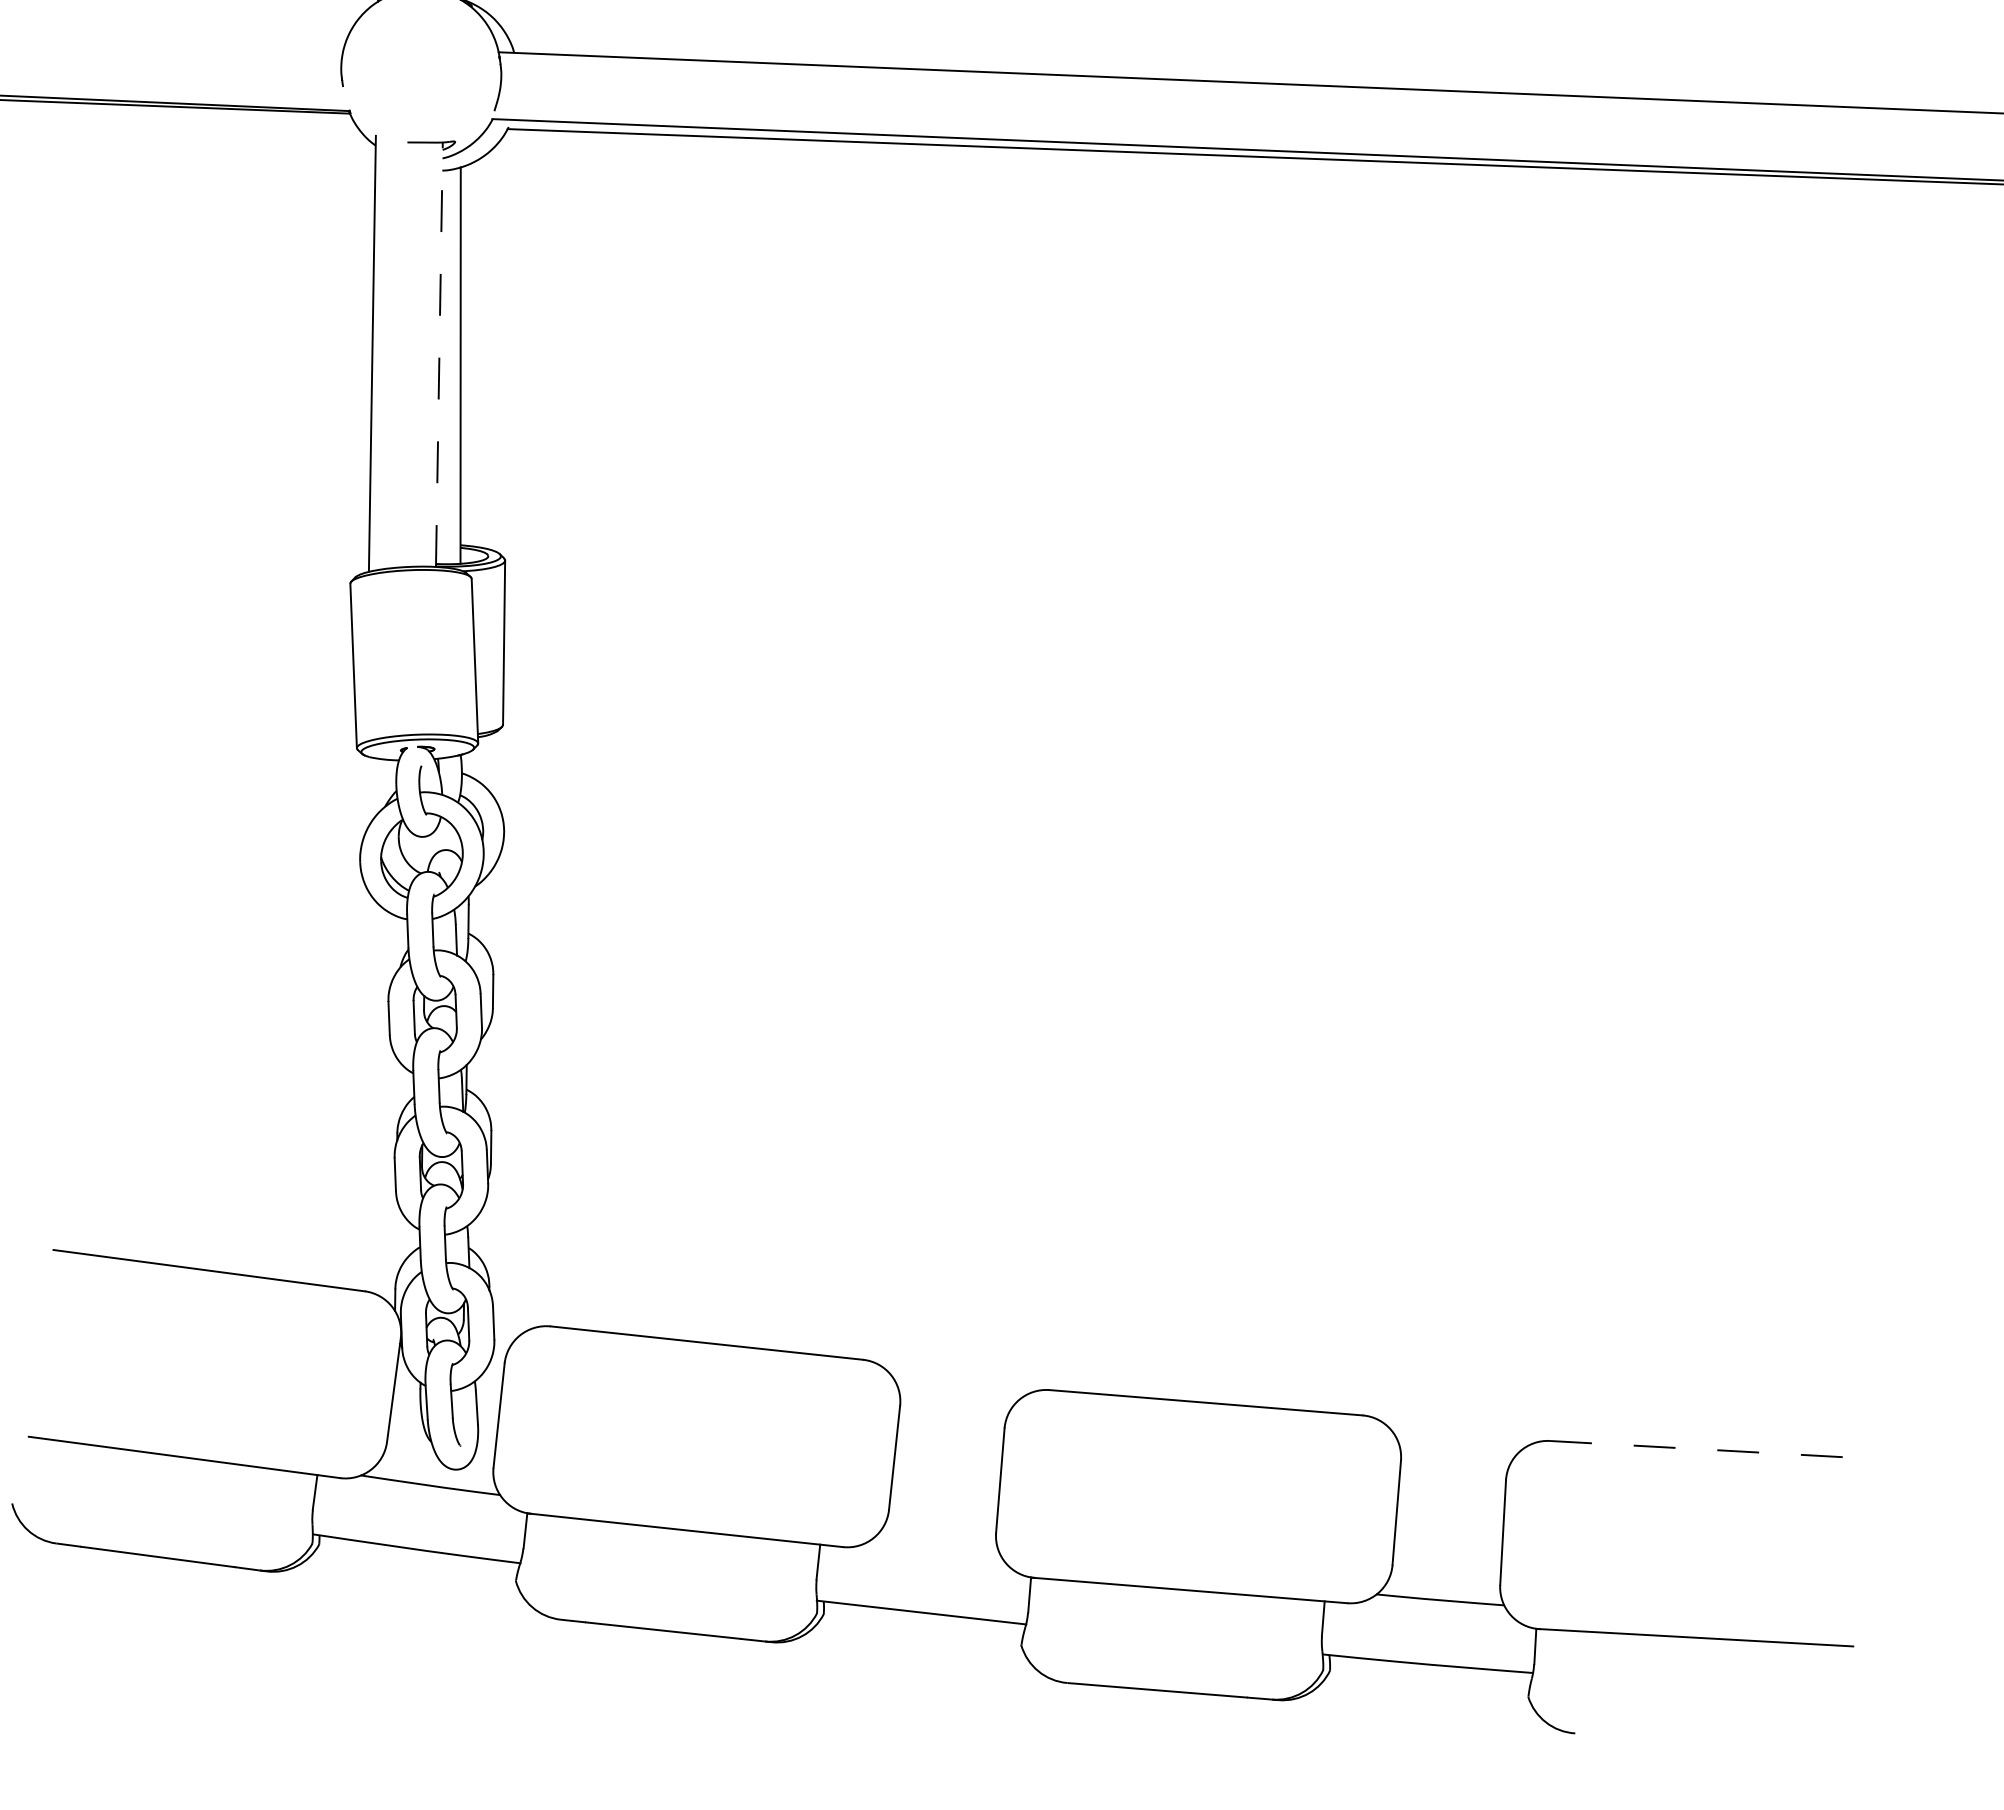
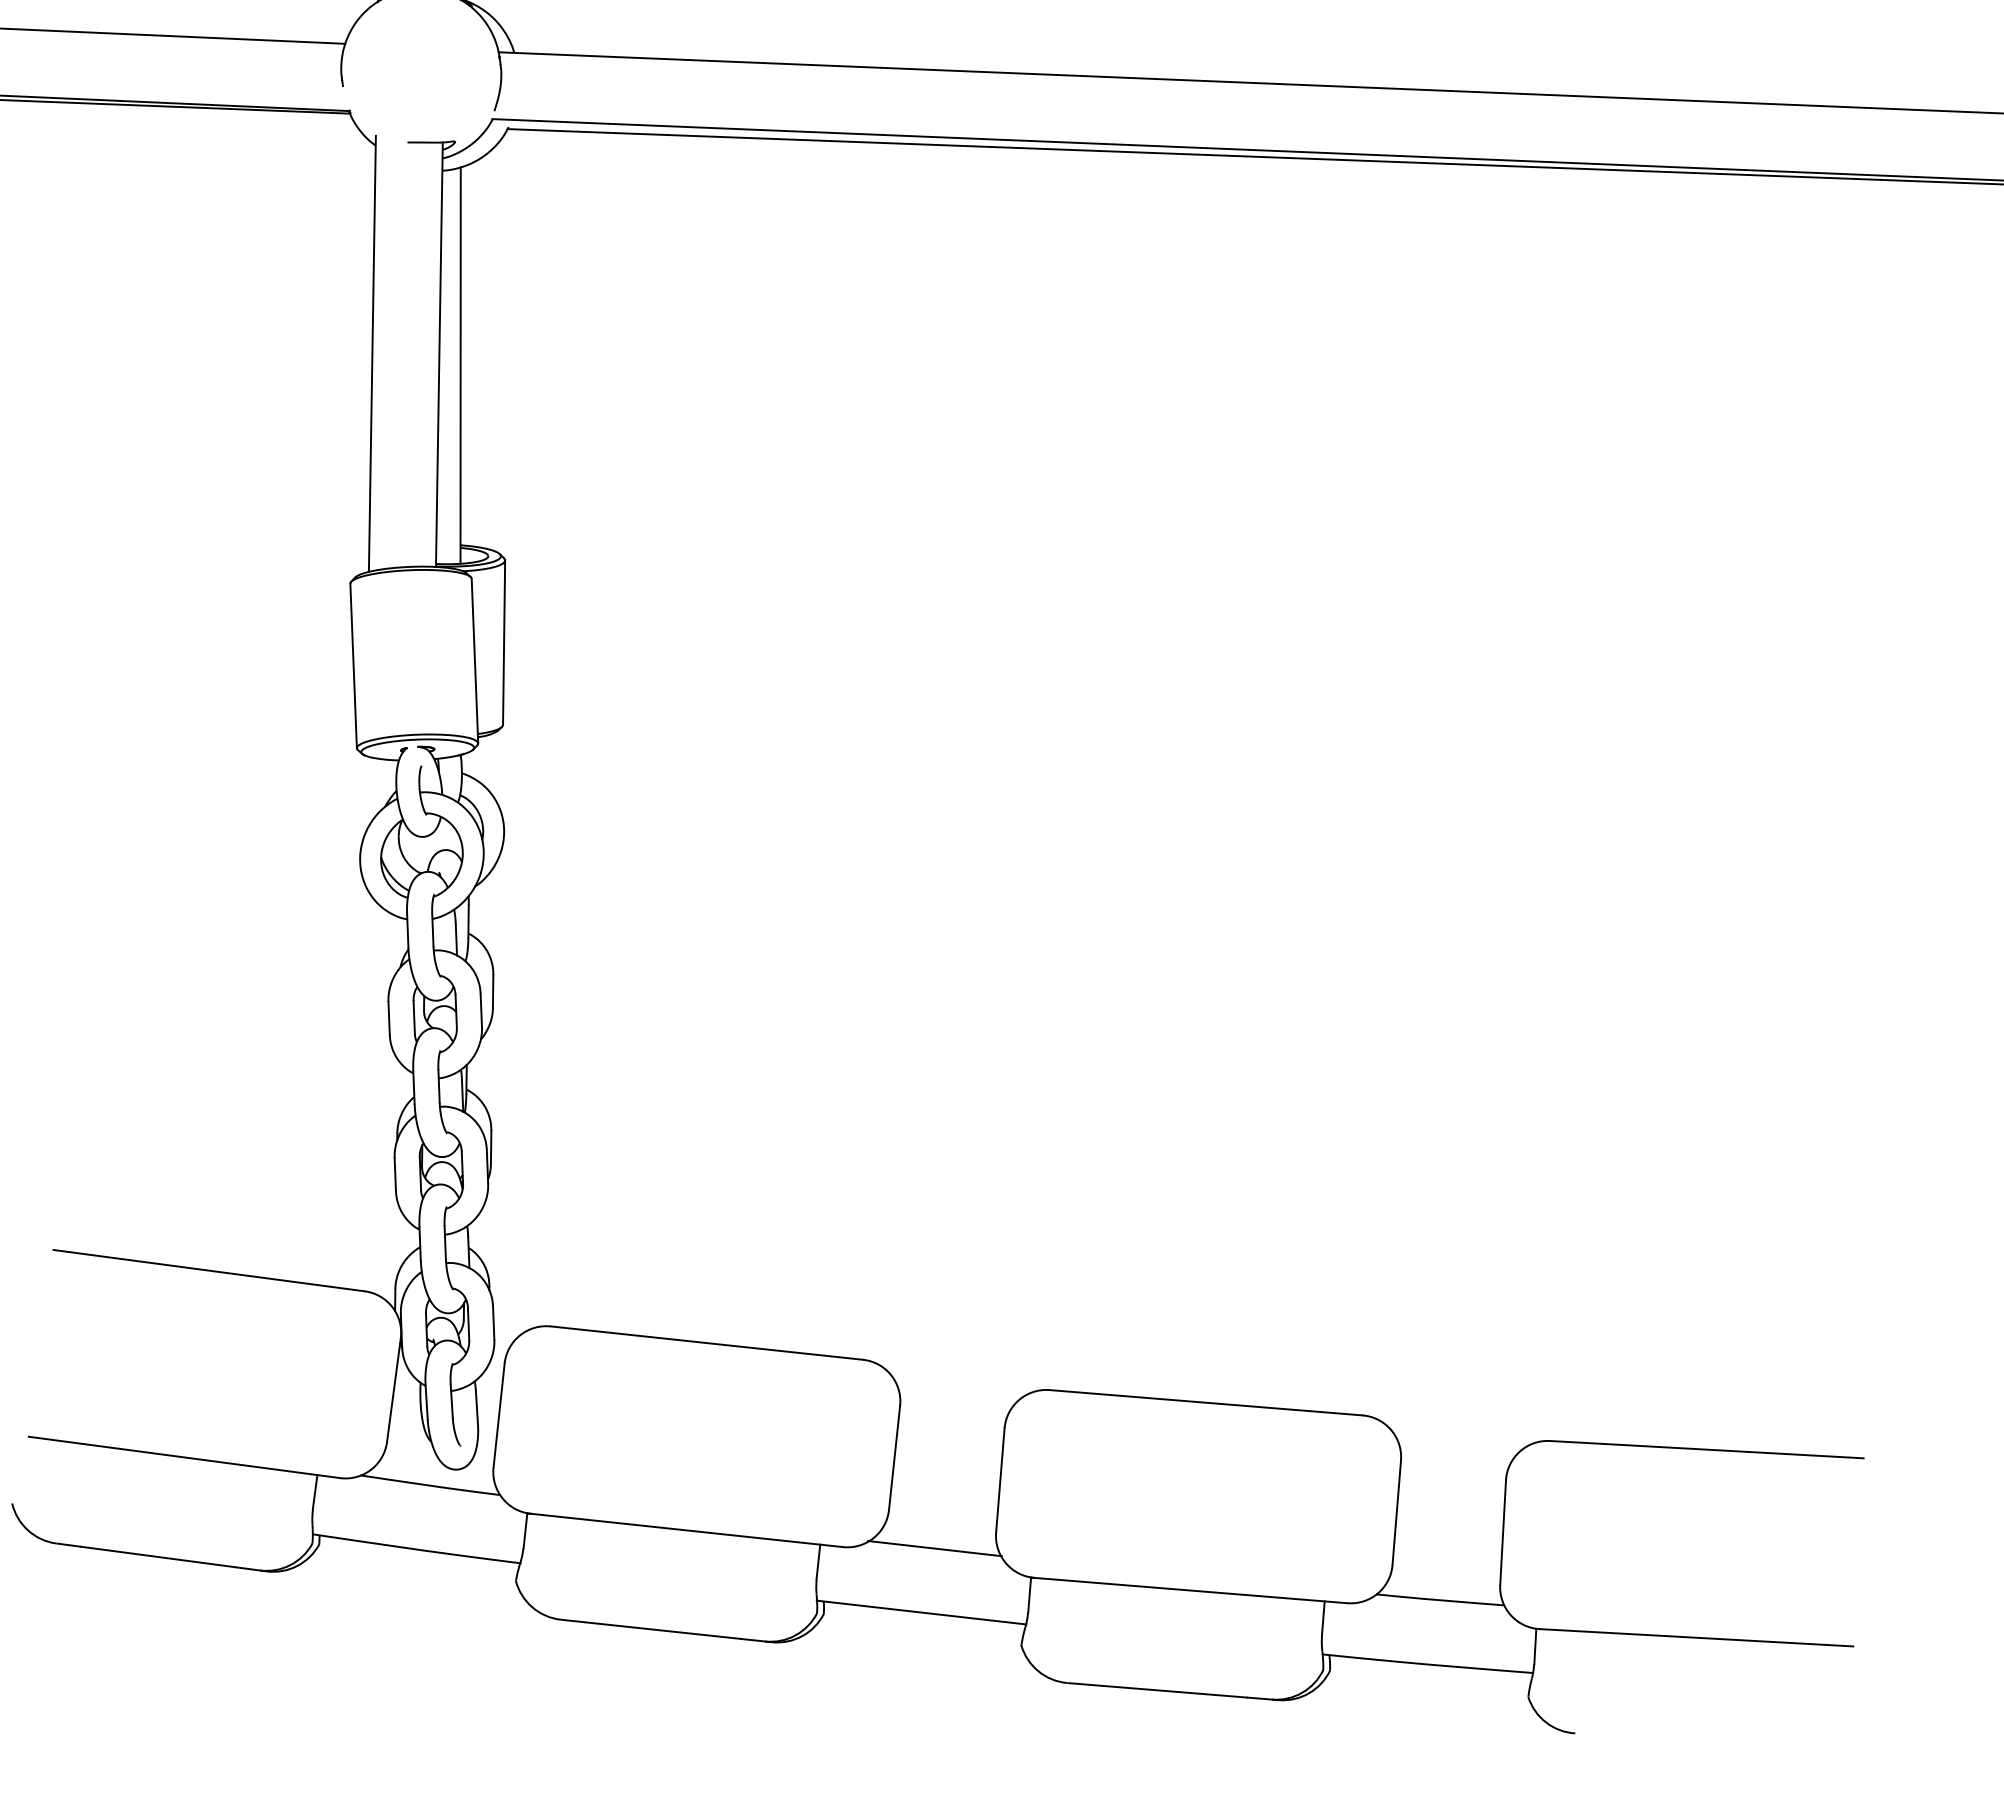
line: none -> present (173, 35)
line: dashed -> solid (439, 354)
line: dashed -> solid (1707, 1449)
line: none -> present (934, 1548)
